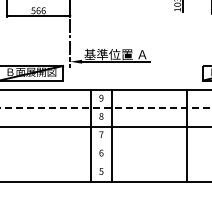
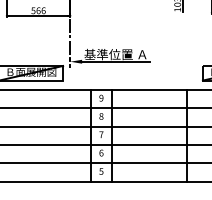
line: dashed -> solid (106, 108)
line: none -> present (105, 144)
line: none -> present (105, 163)
